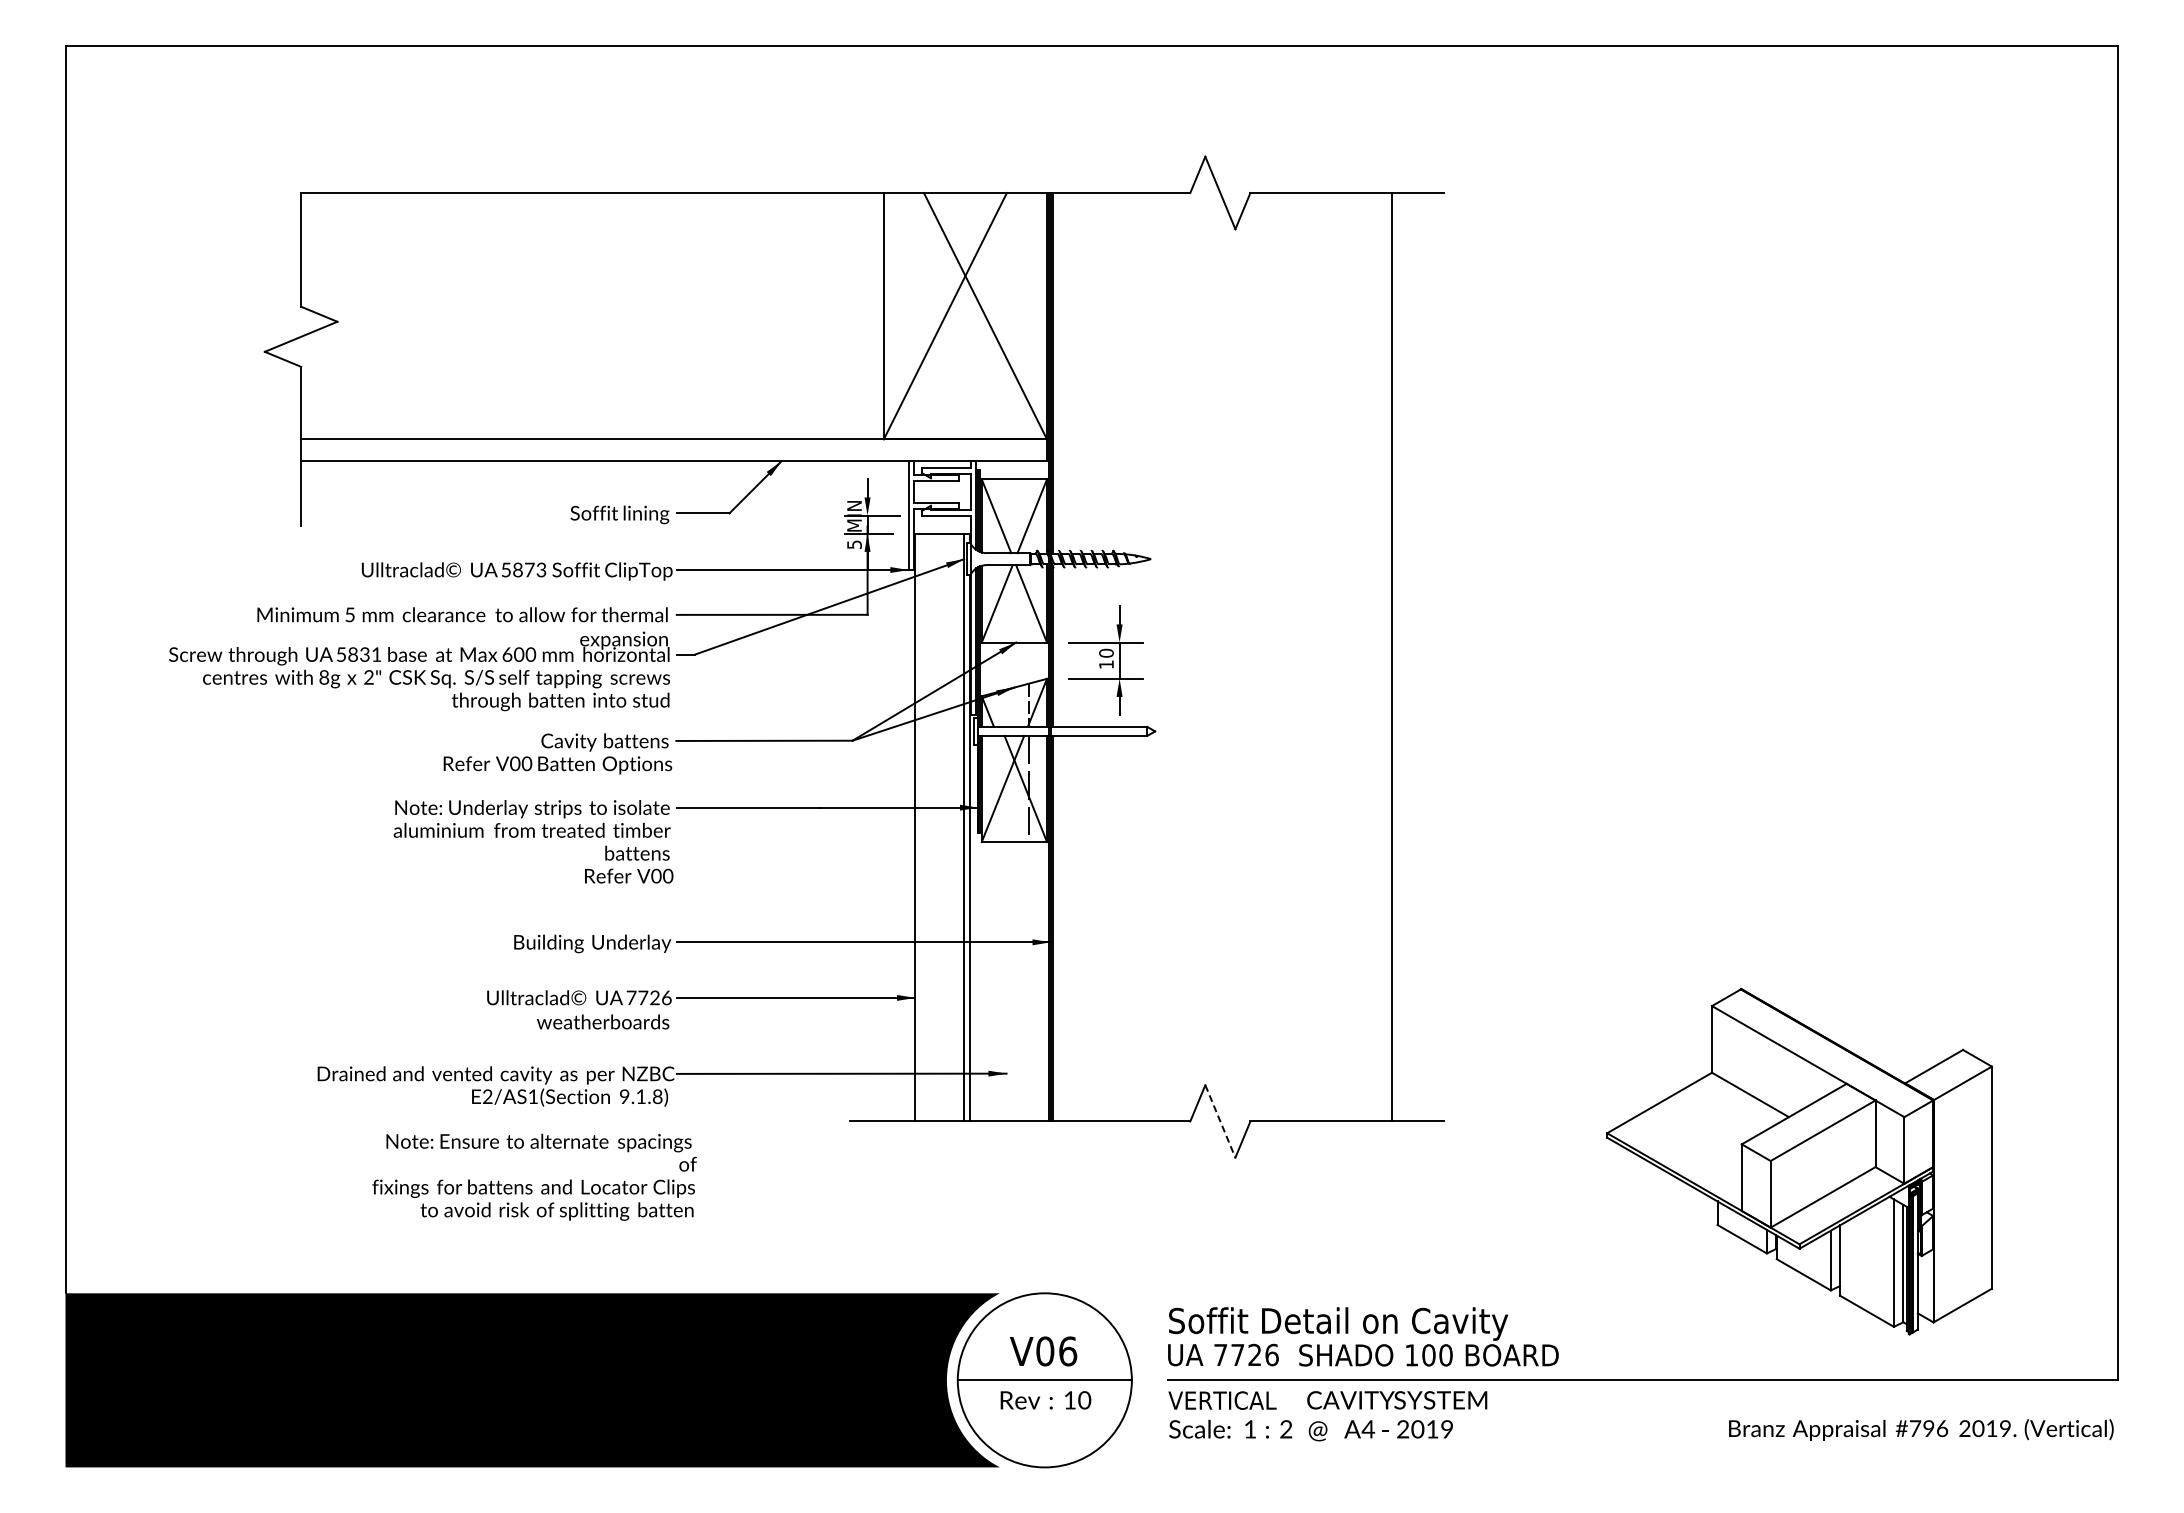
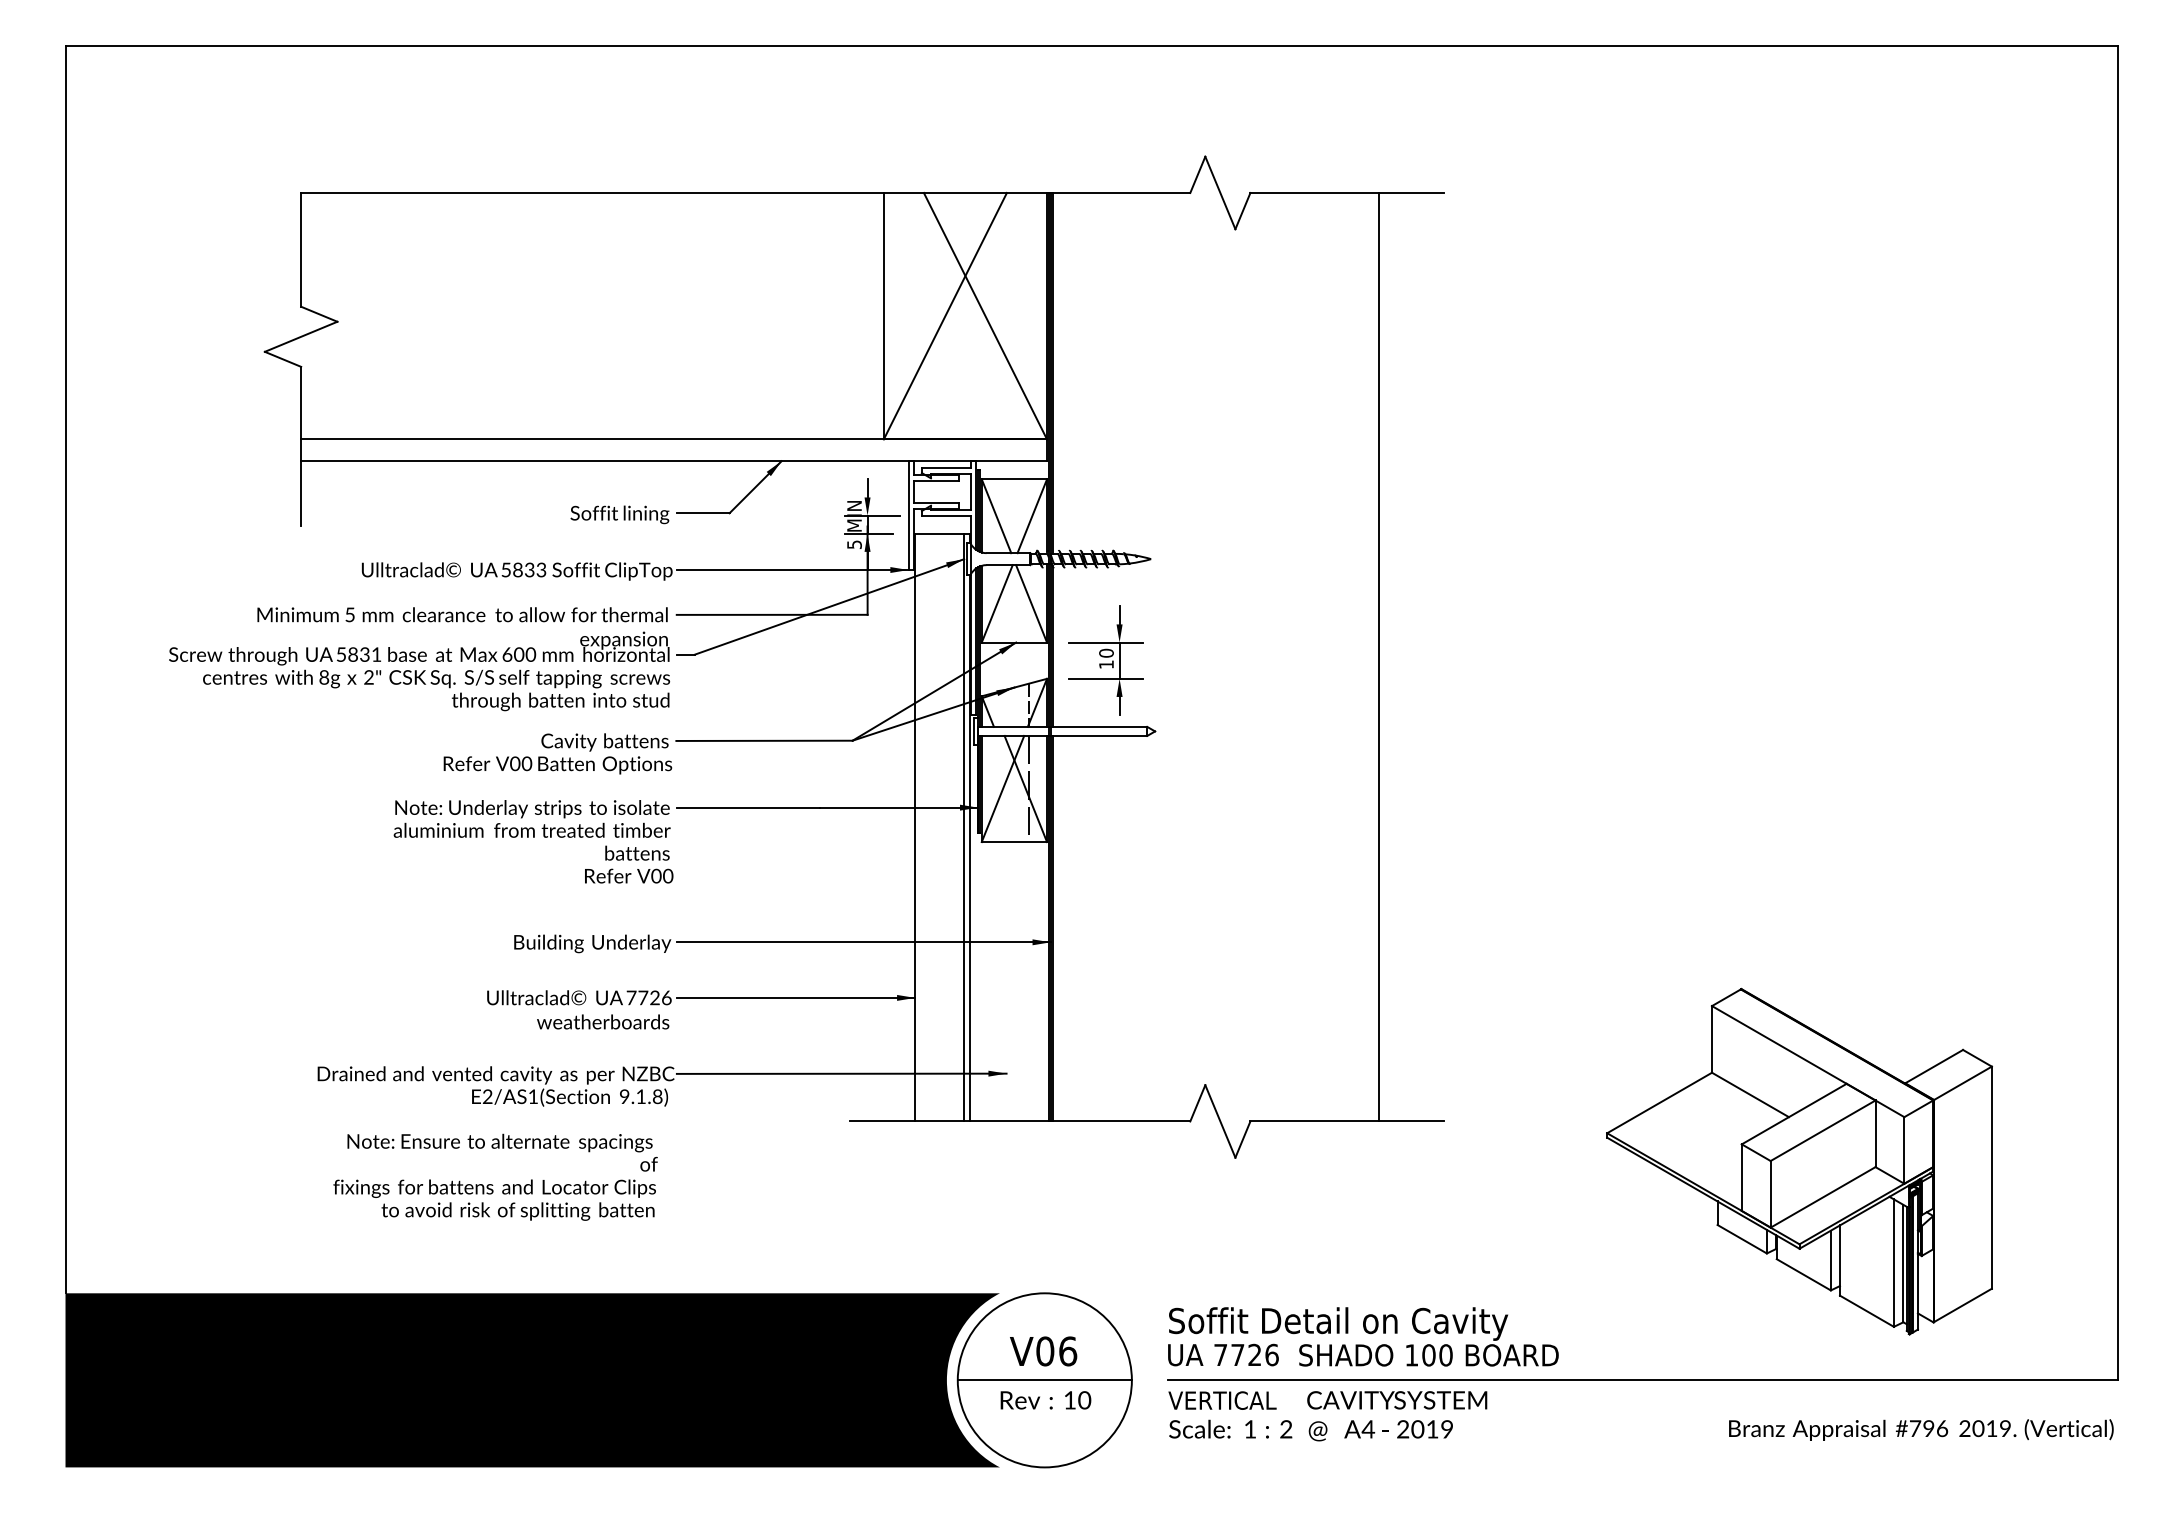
text: 5873 -> 5833 (529, 569)
line position: (1391, 656) -> (1378, 656) (1378, 656)
line: dashed -> solid (1220, 1121)
text position: (534, 1176) -> (495, 1176) (495, 1176)
